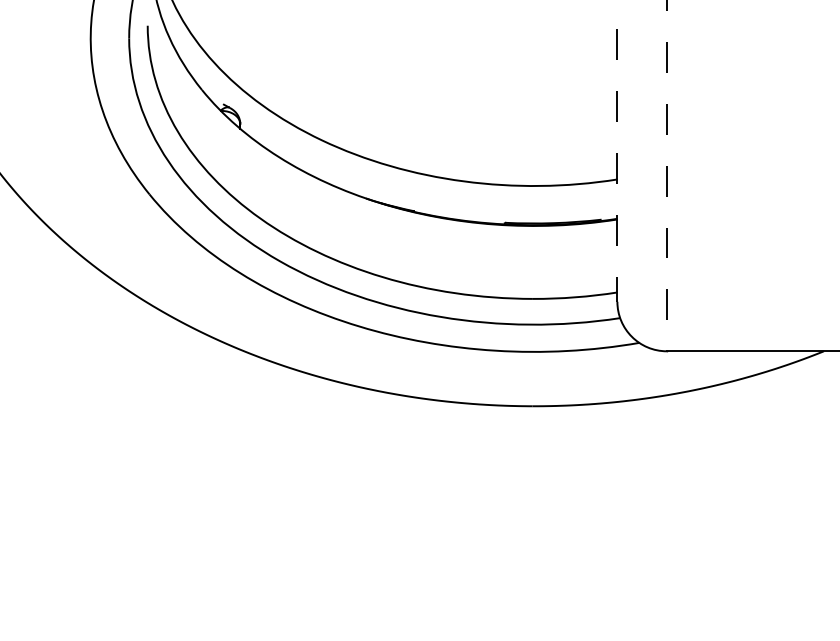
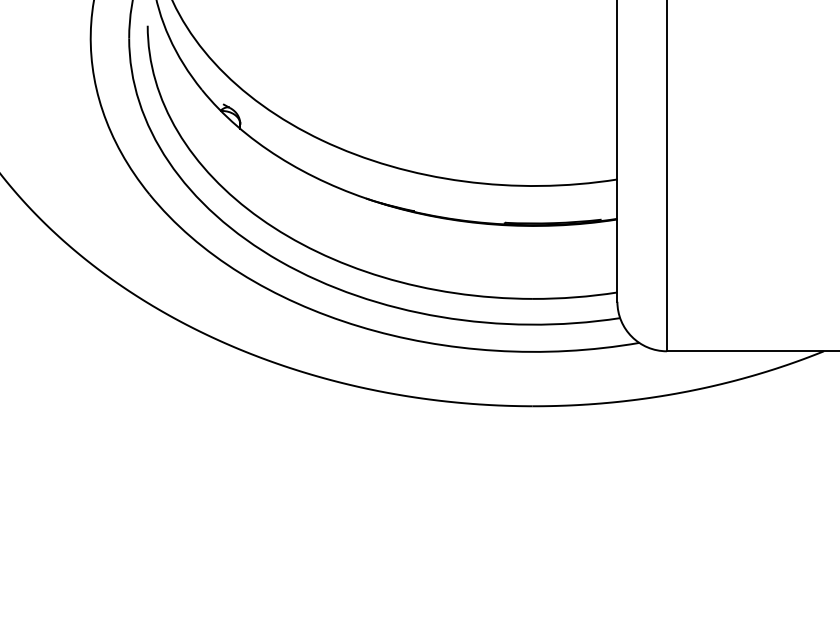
line: dashed -> solid (617, 150)
line: dashed -> solid (666, 176)
